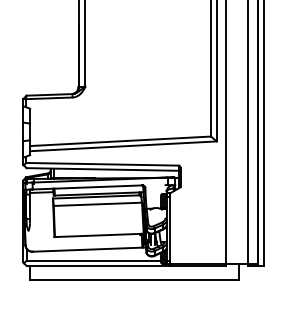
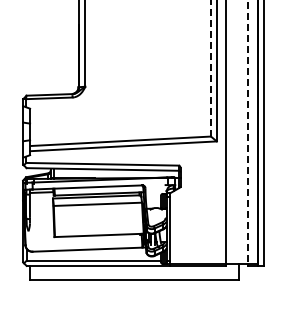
line: solid -> dashed (210, 68)
line: solid -> dashed (247, 132)
